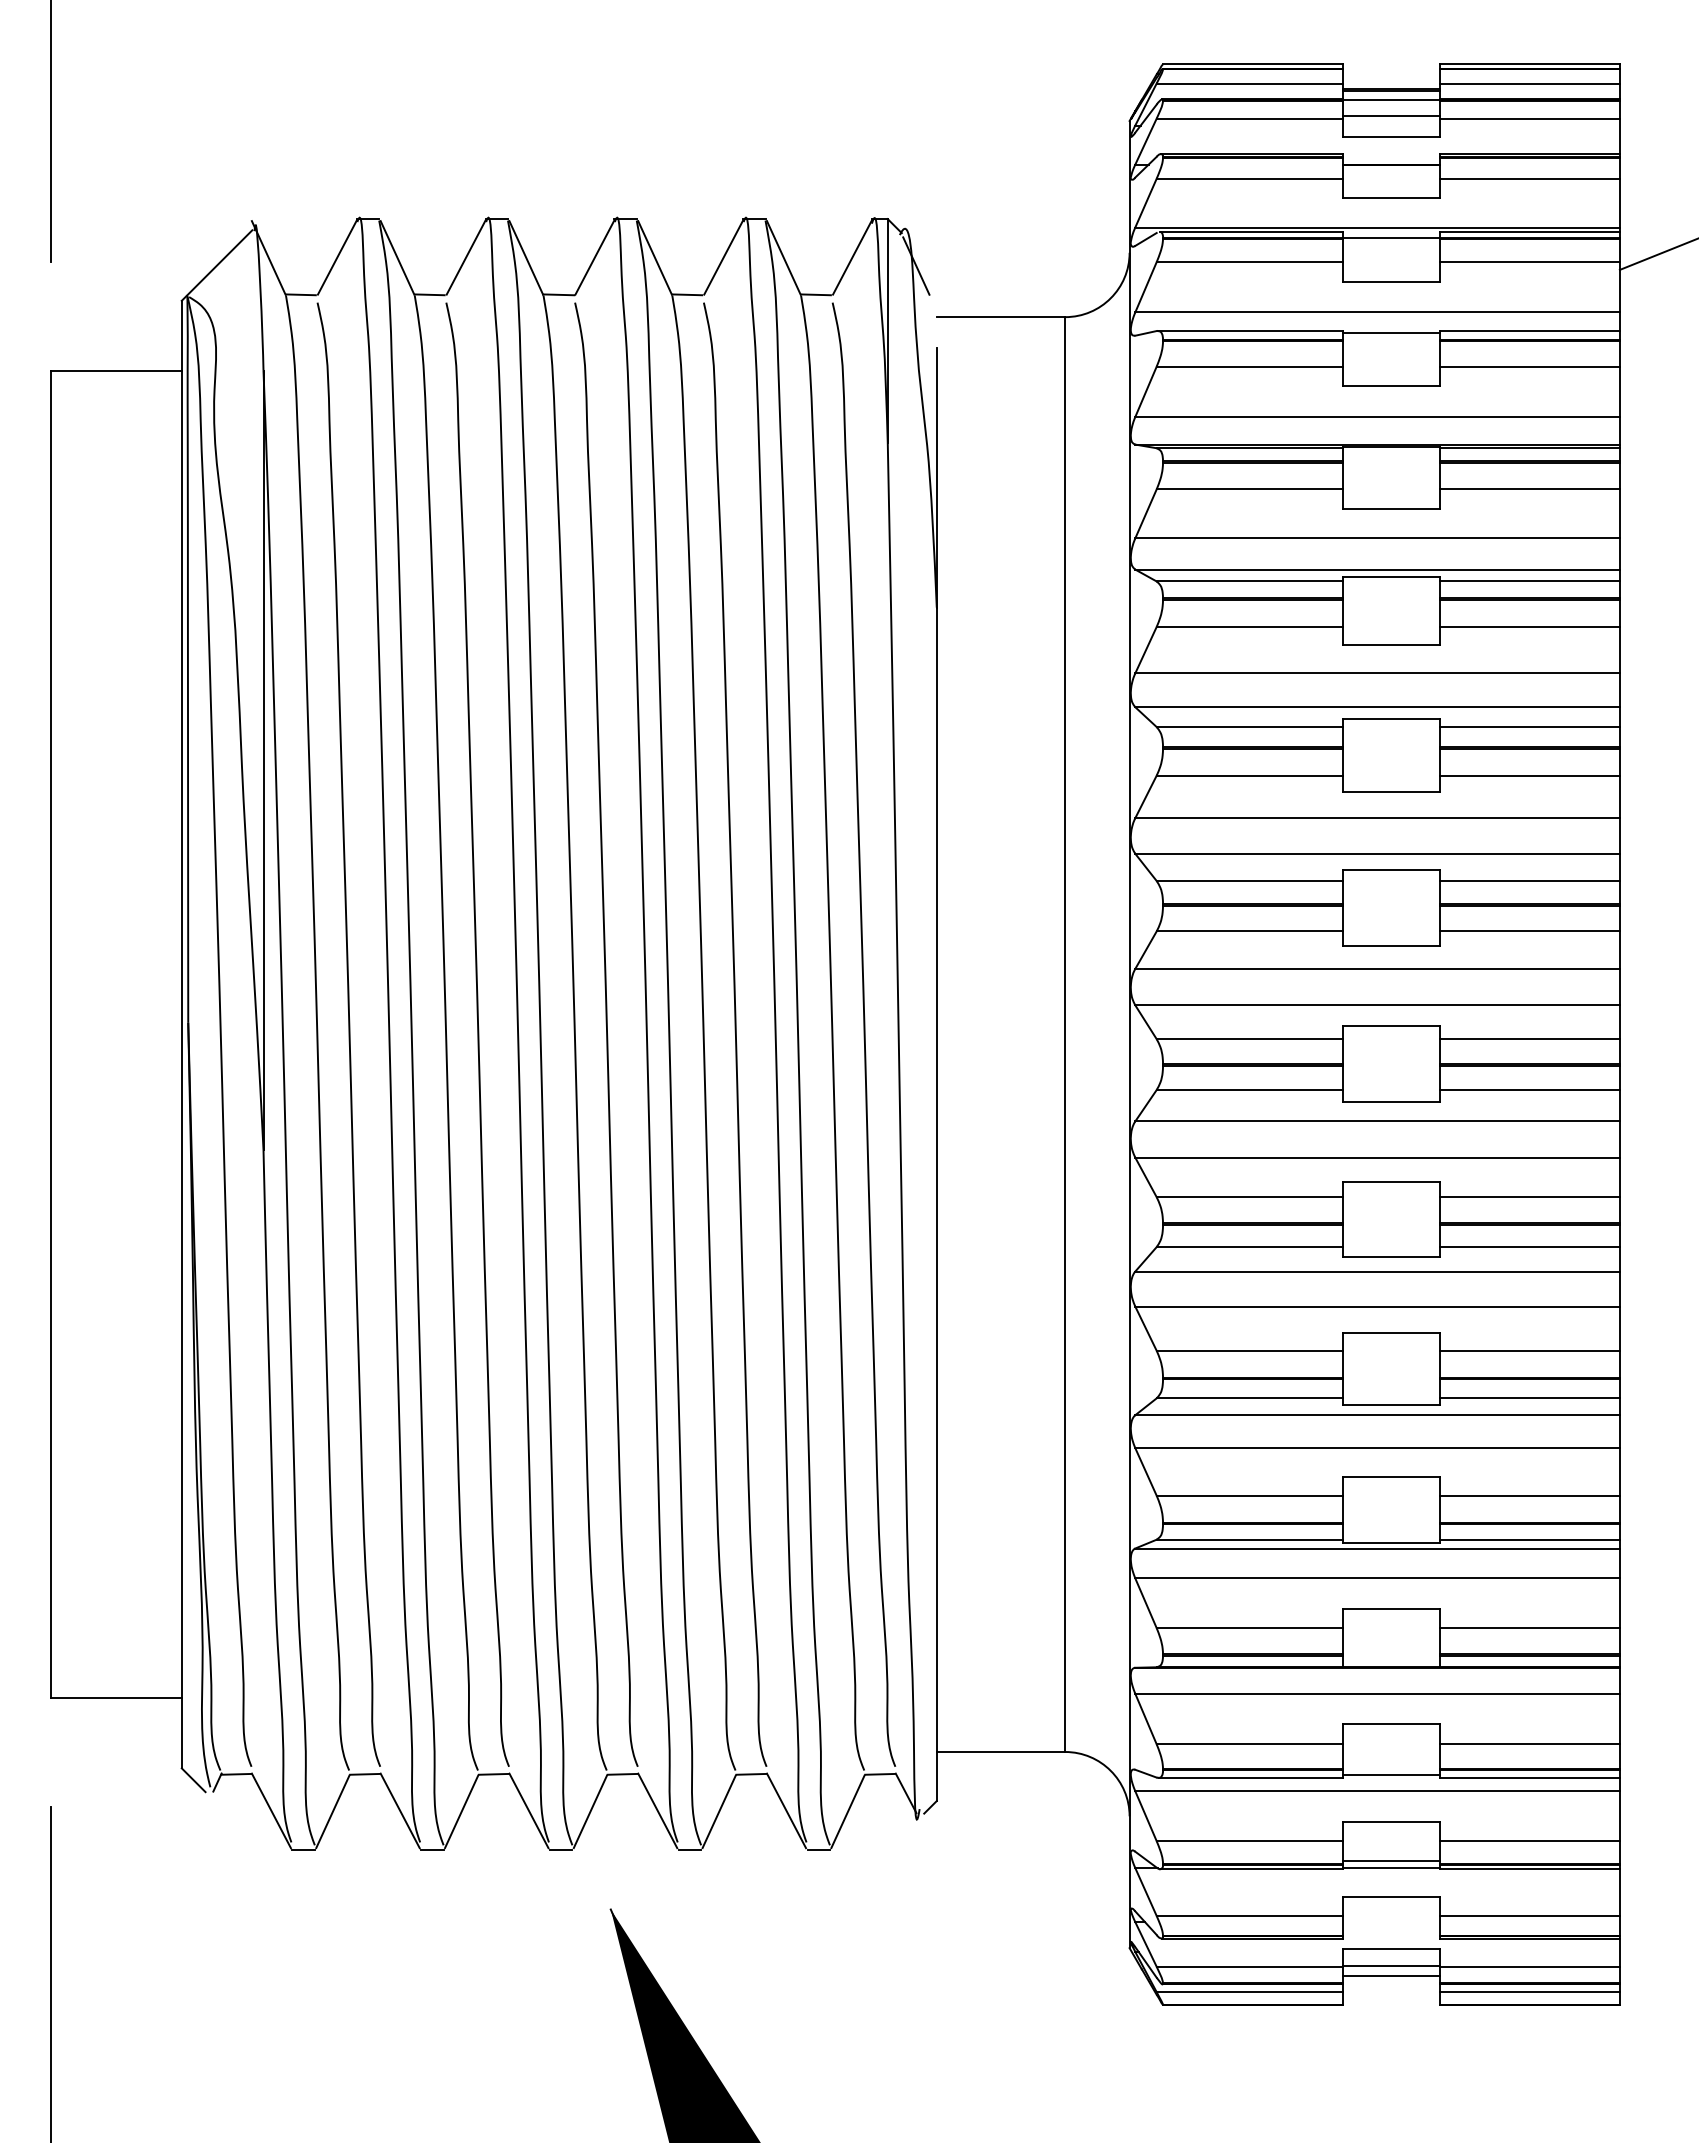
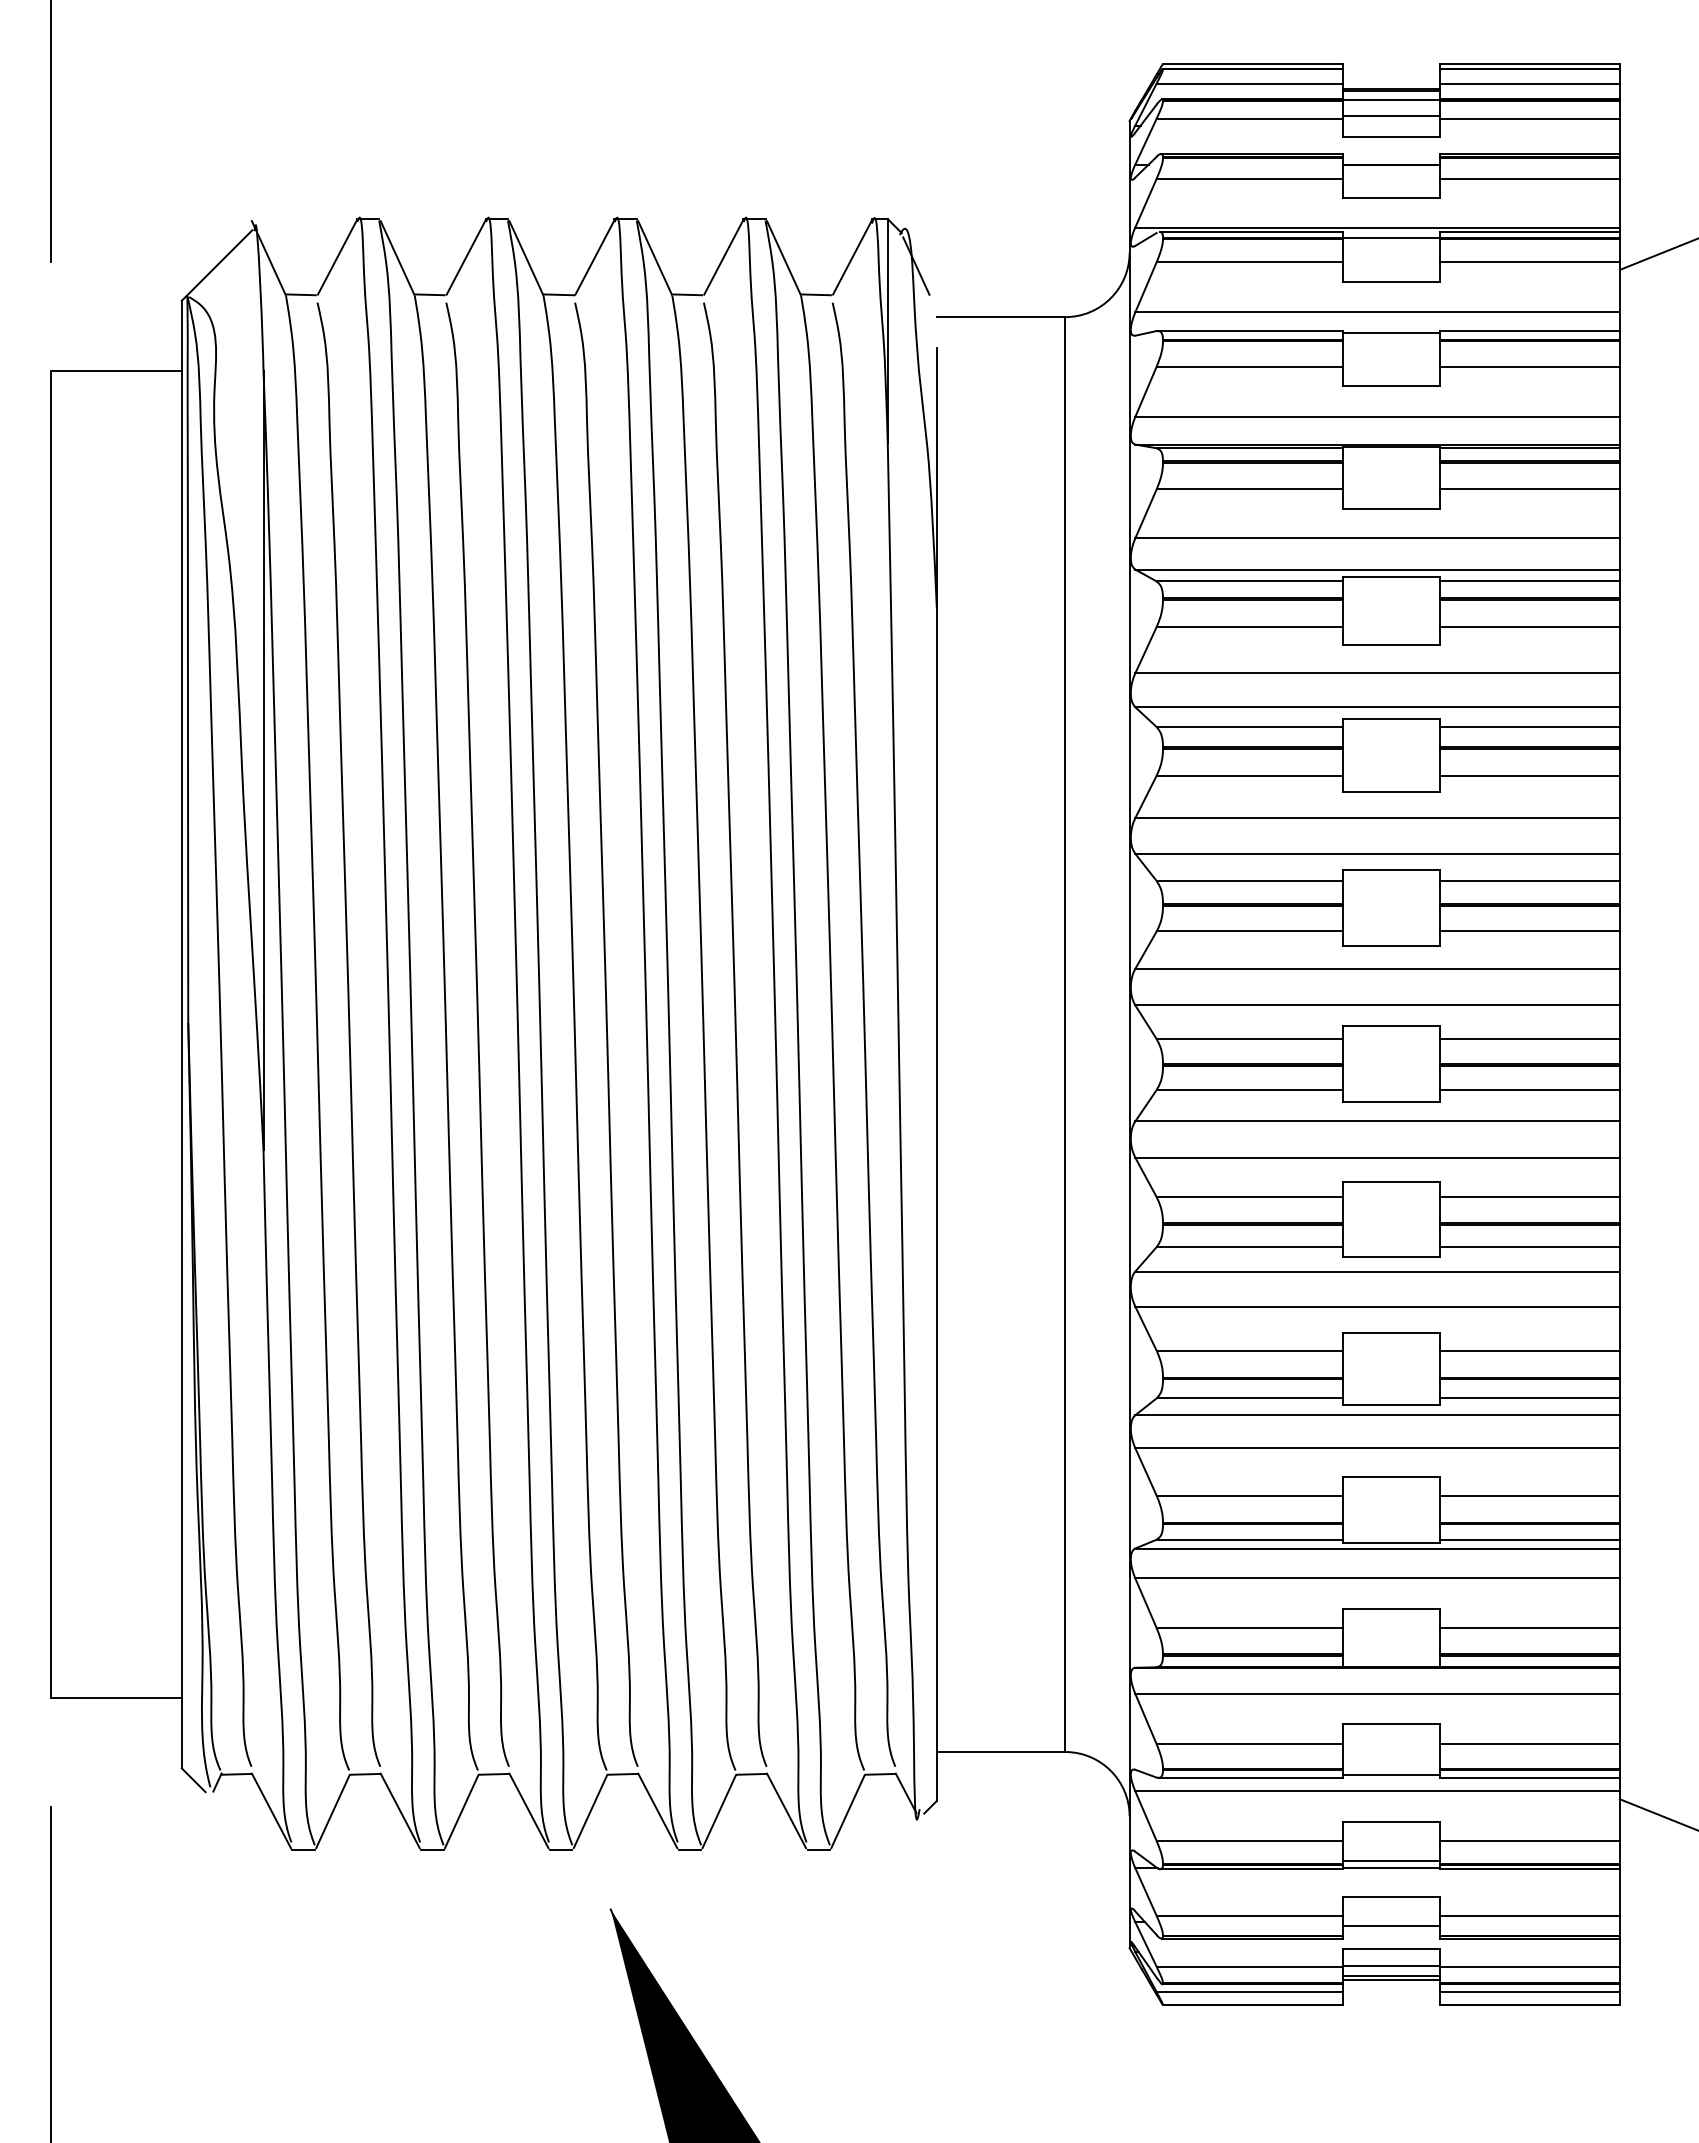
line: none -> present (1657, 1814)
line: none -> present (1391, 1925)
line: none -> present (1391, 1980)
